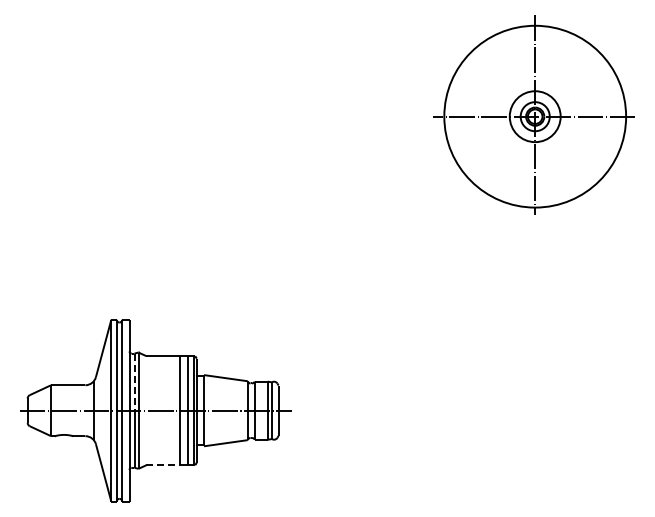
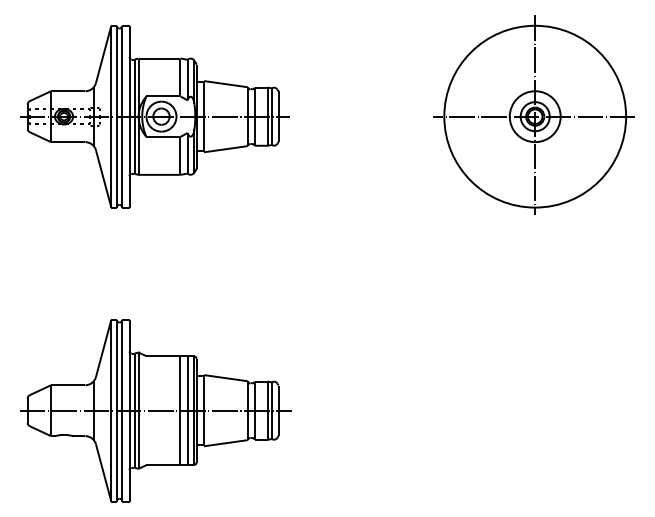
part: none -> present (154, 116)
line: dashed -> solid (134, 382)
line: dashed -> solid (163, 465)
